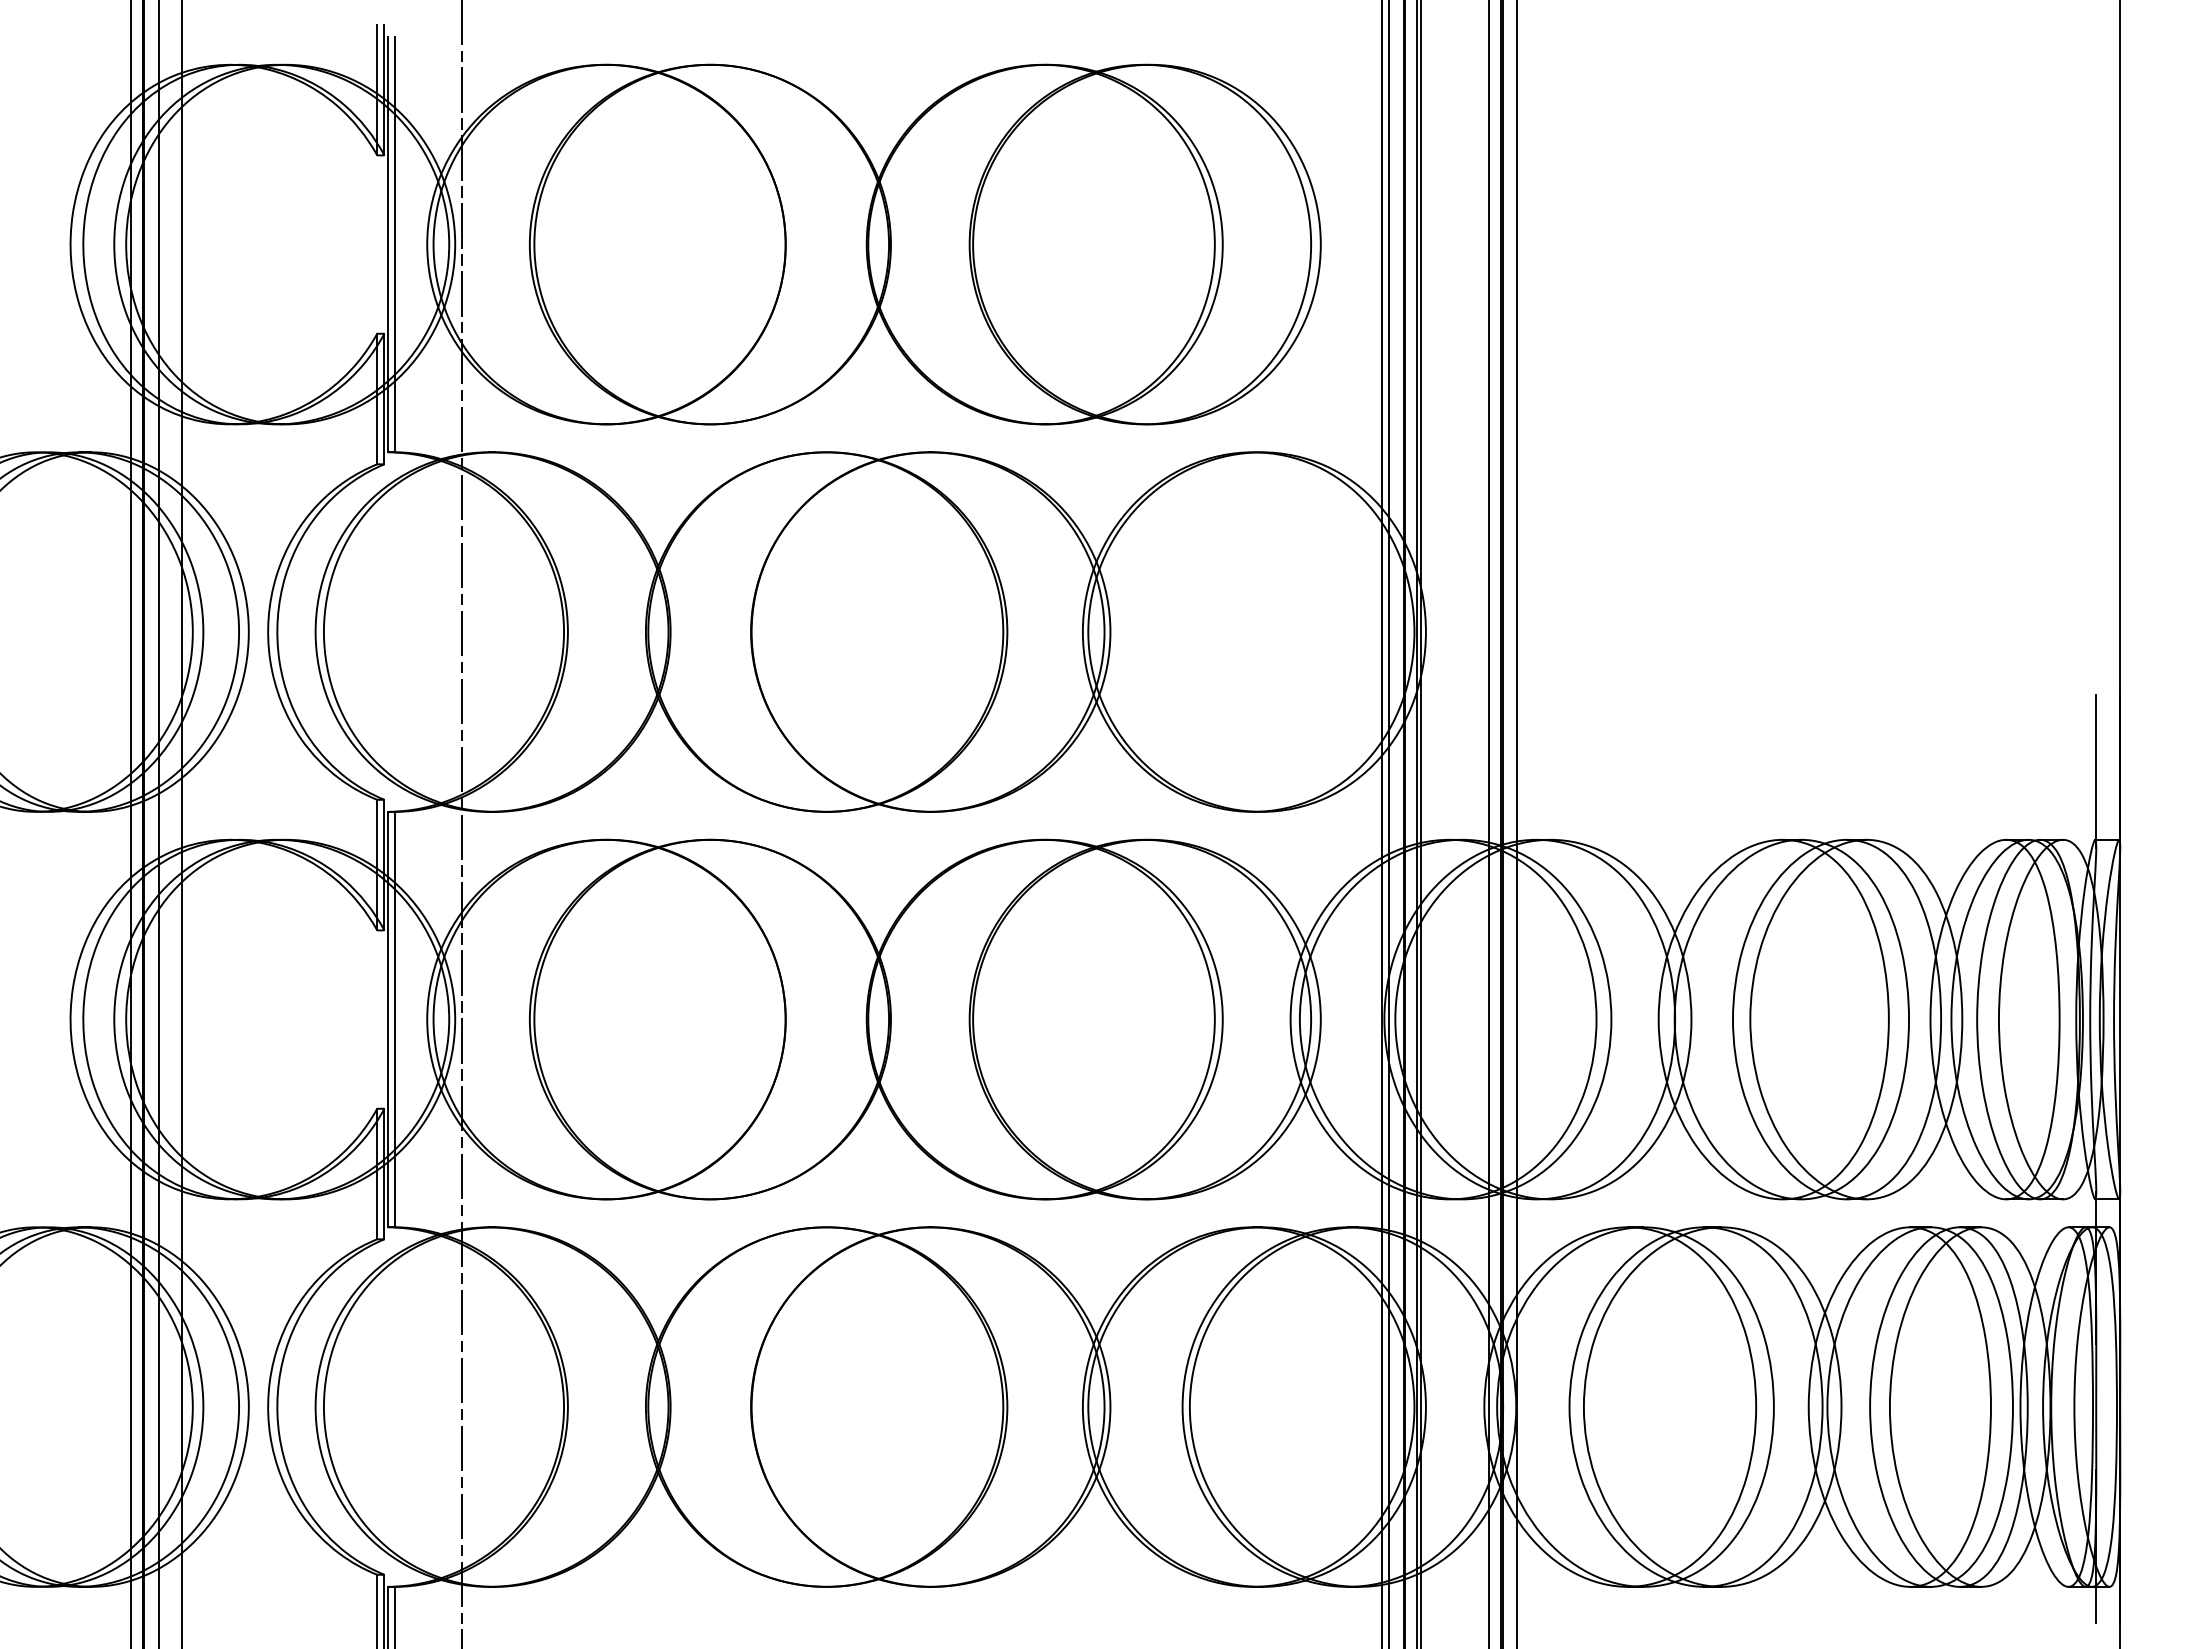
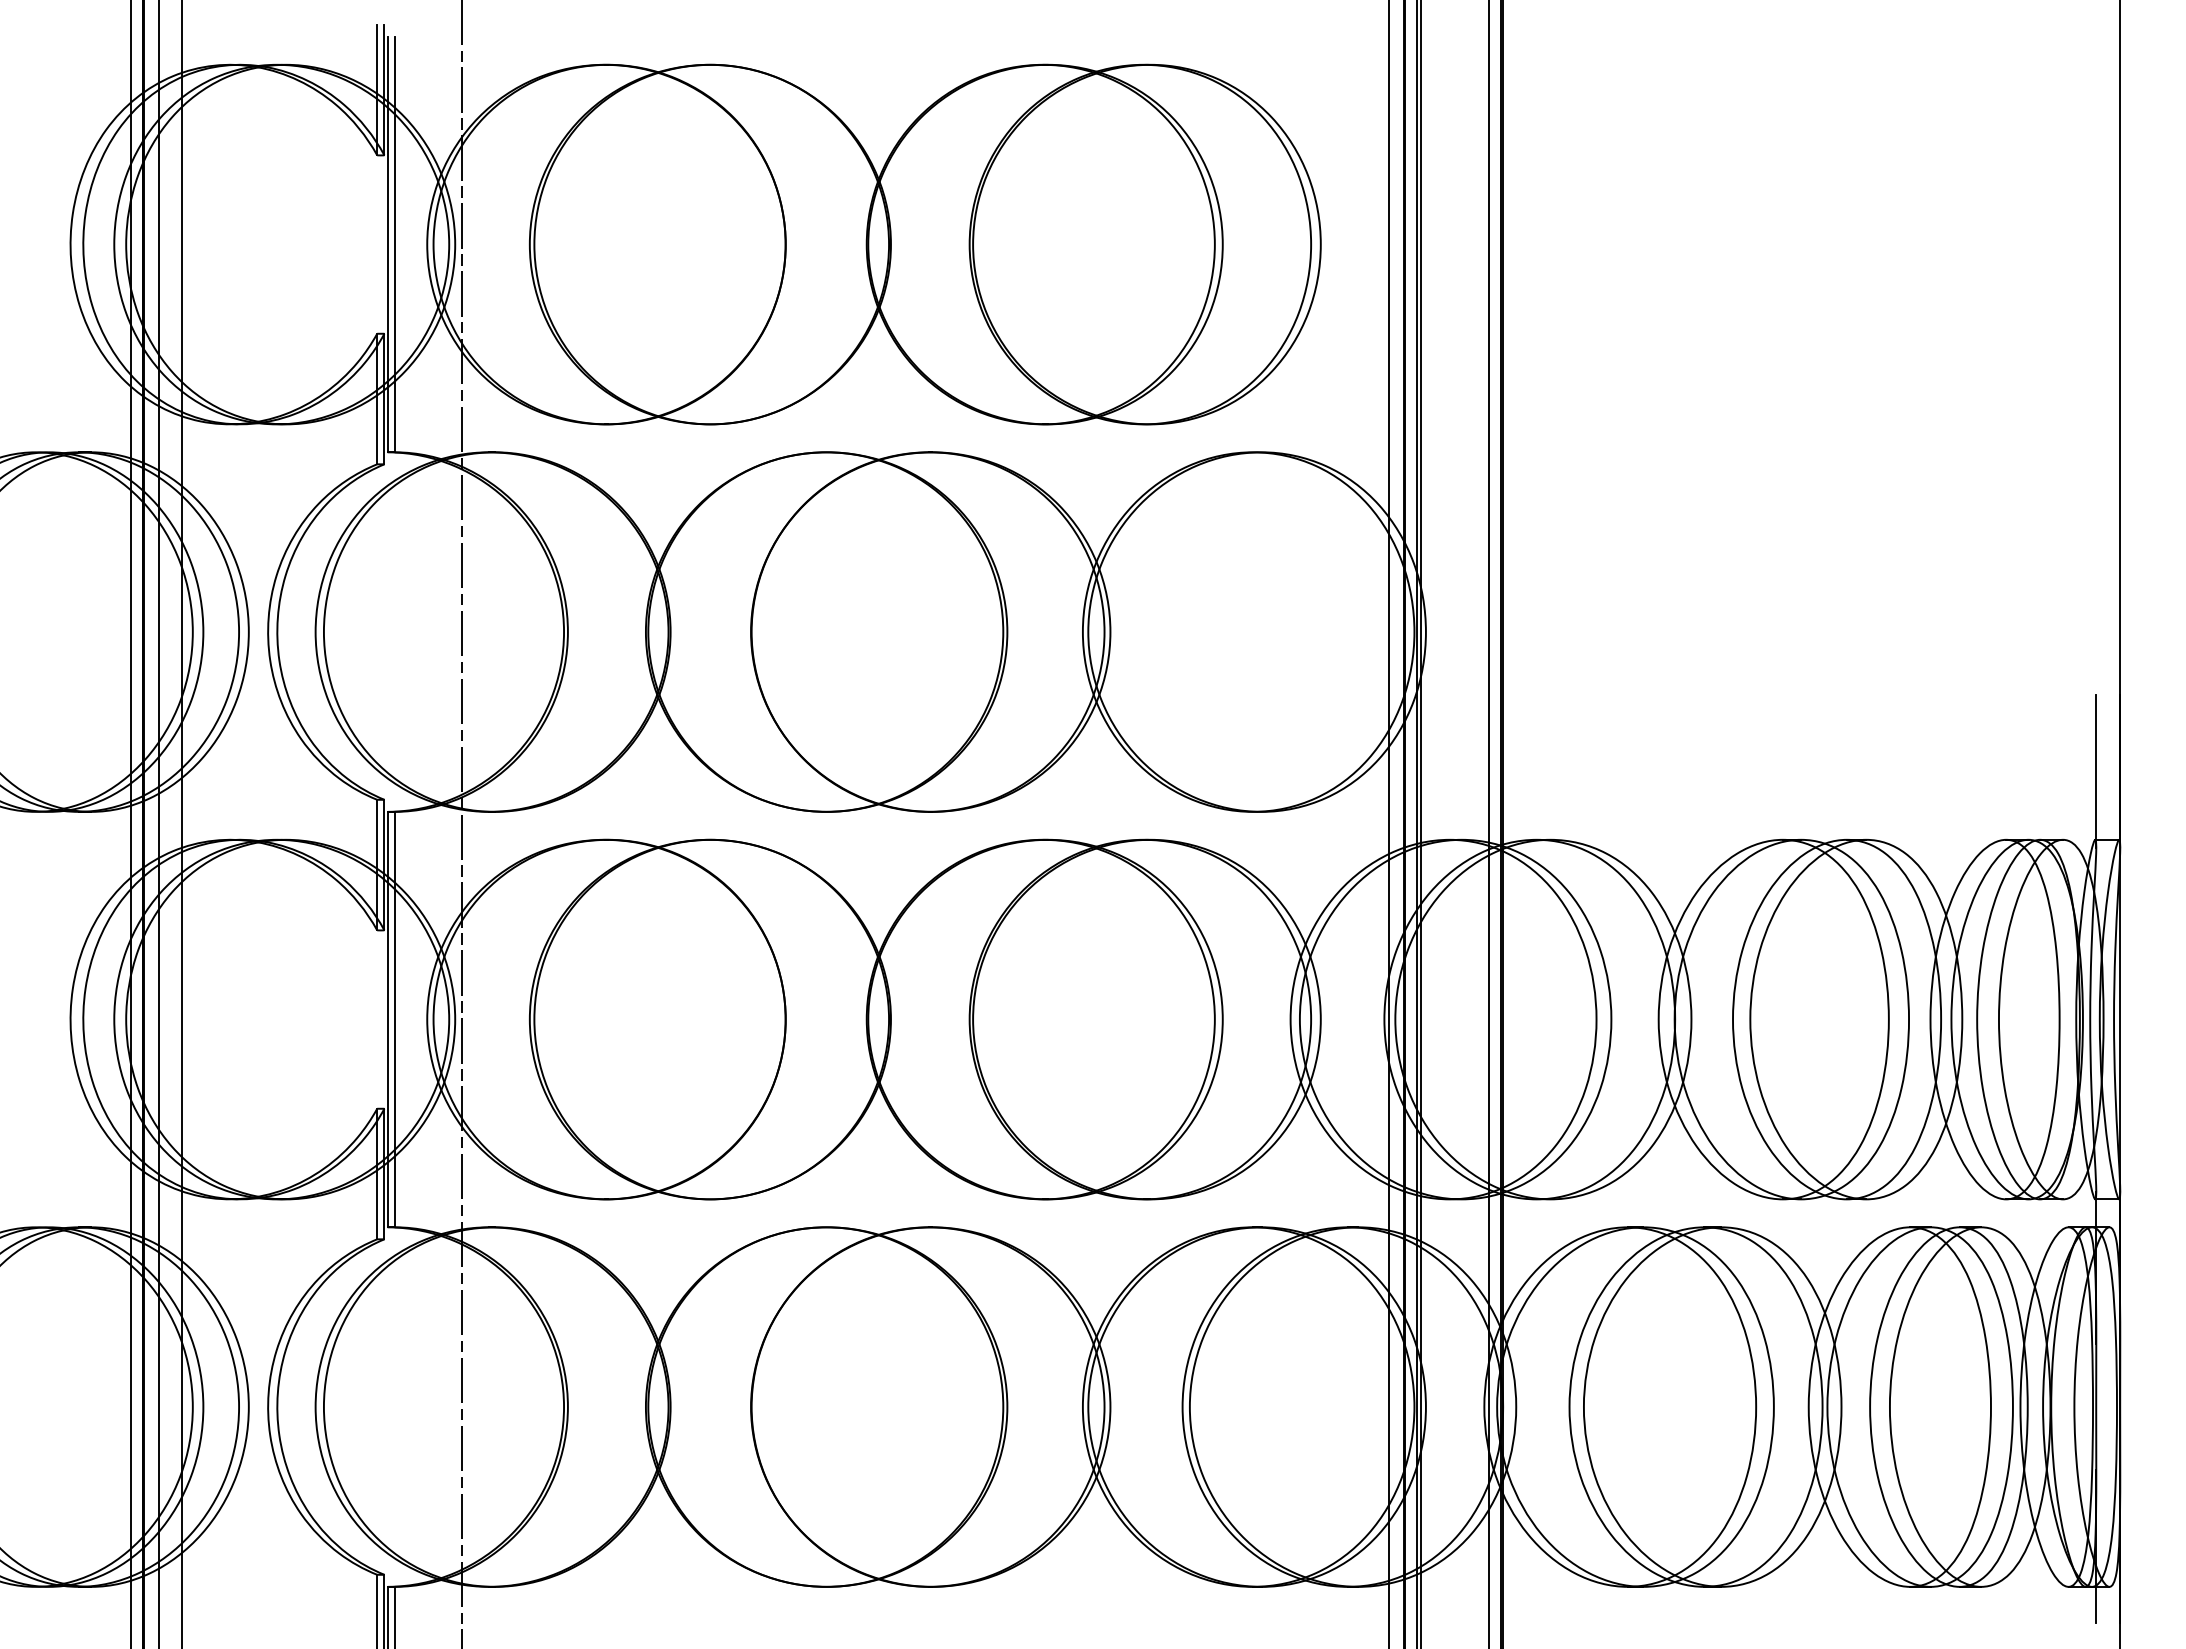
line: present -> none (1382, 823)
line: present -> none (1517, 823)
